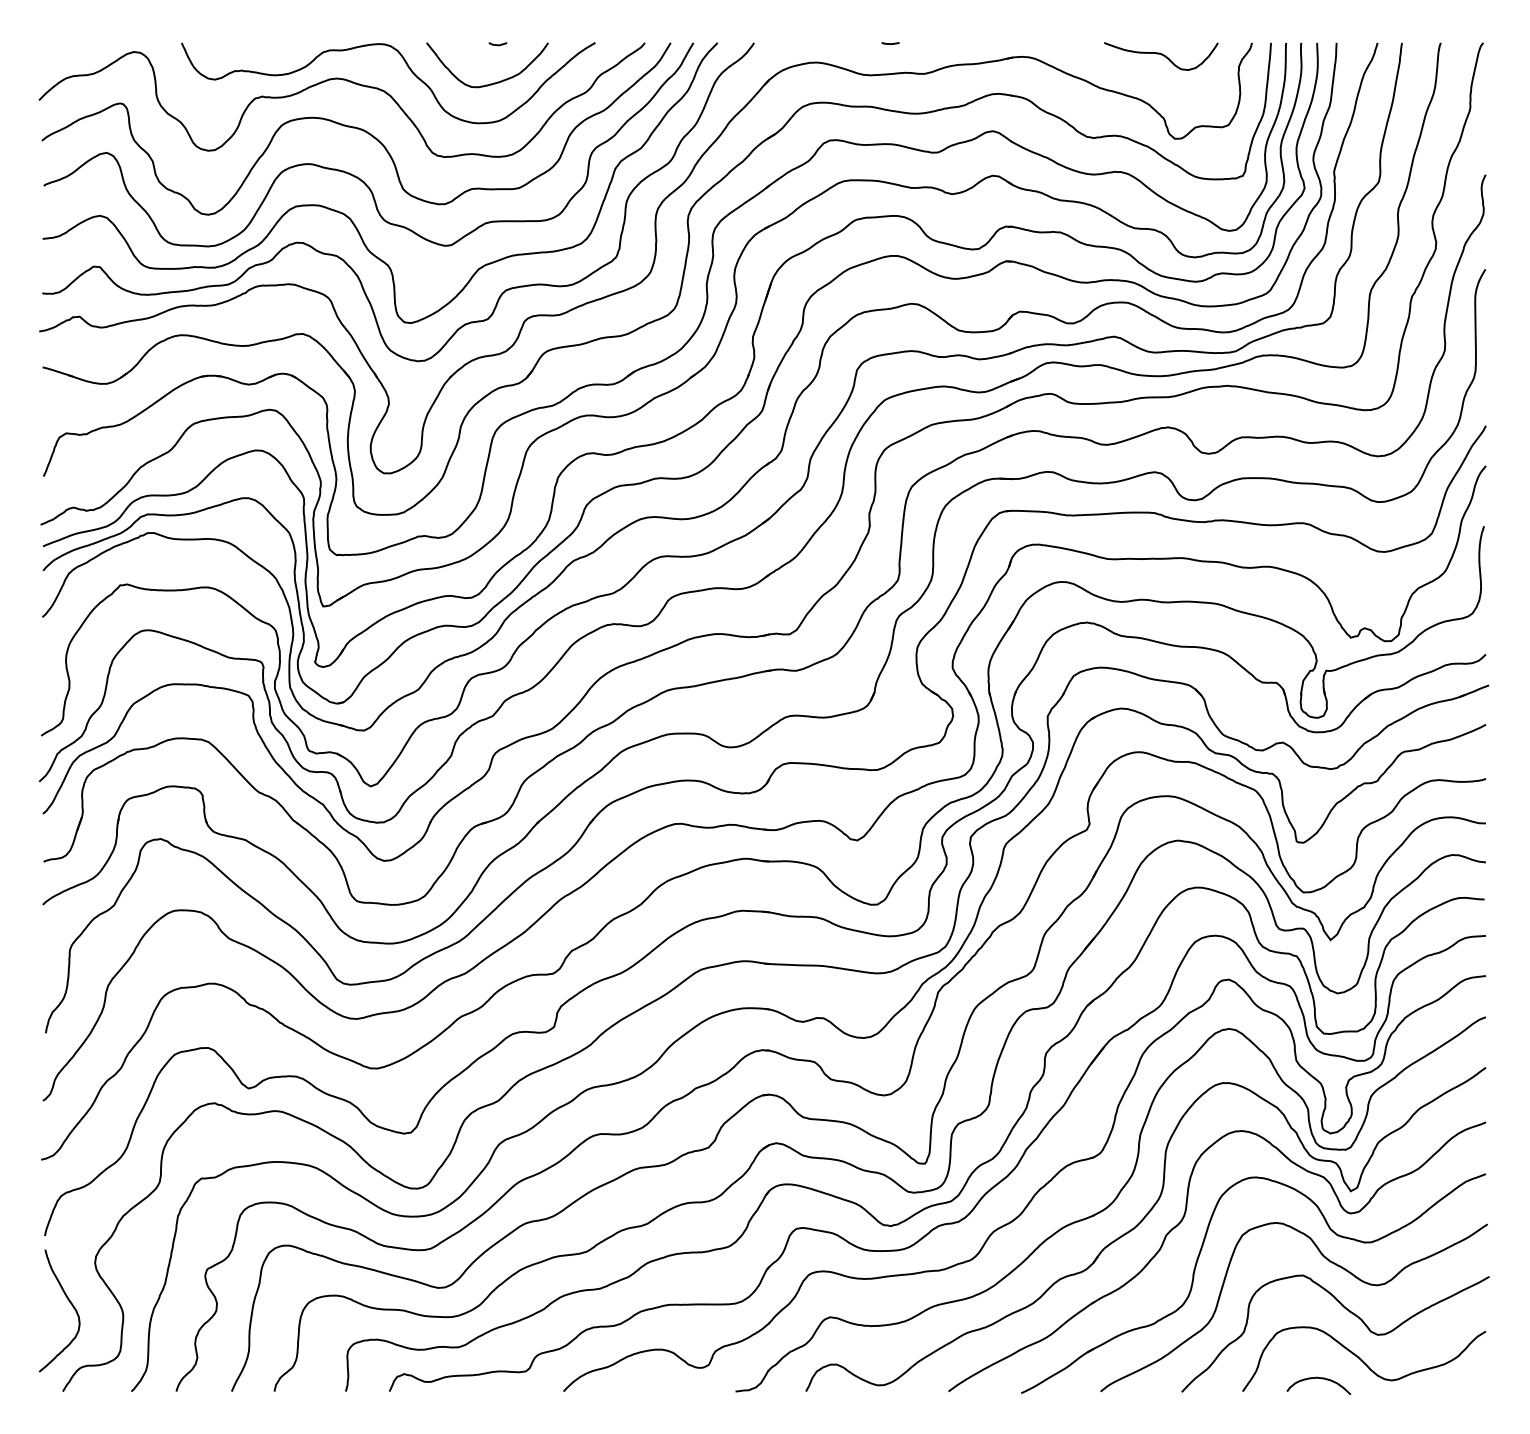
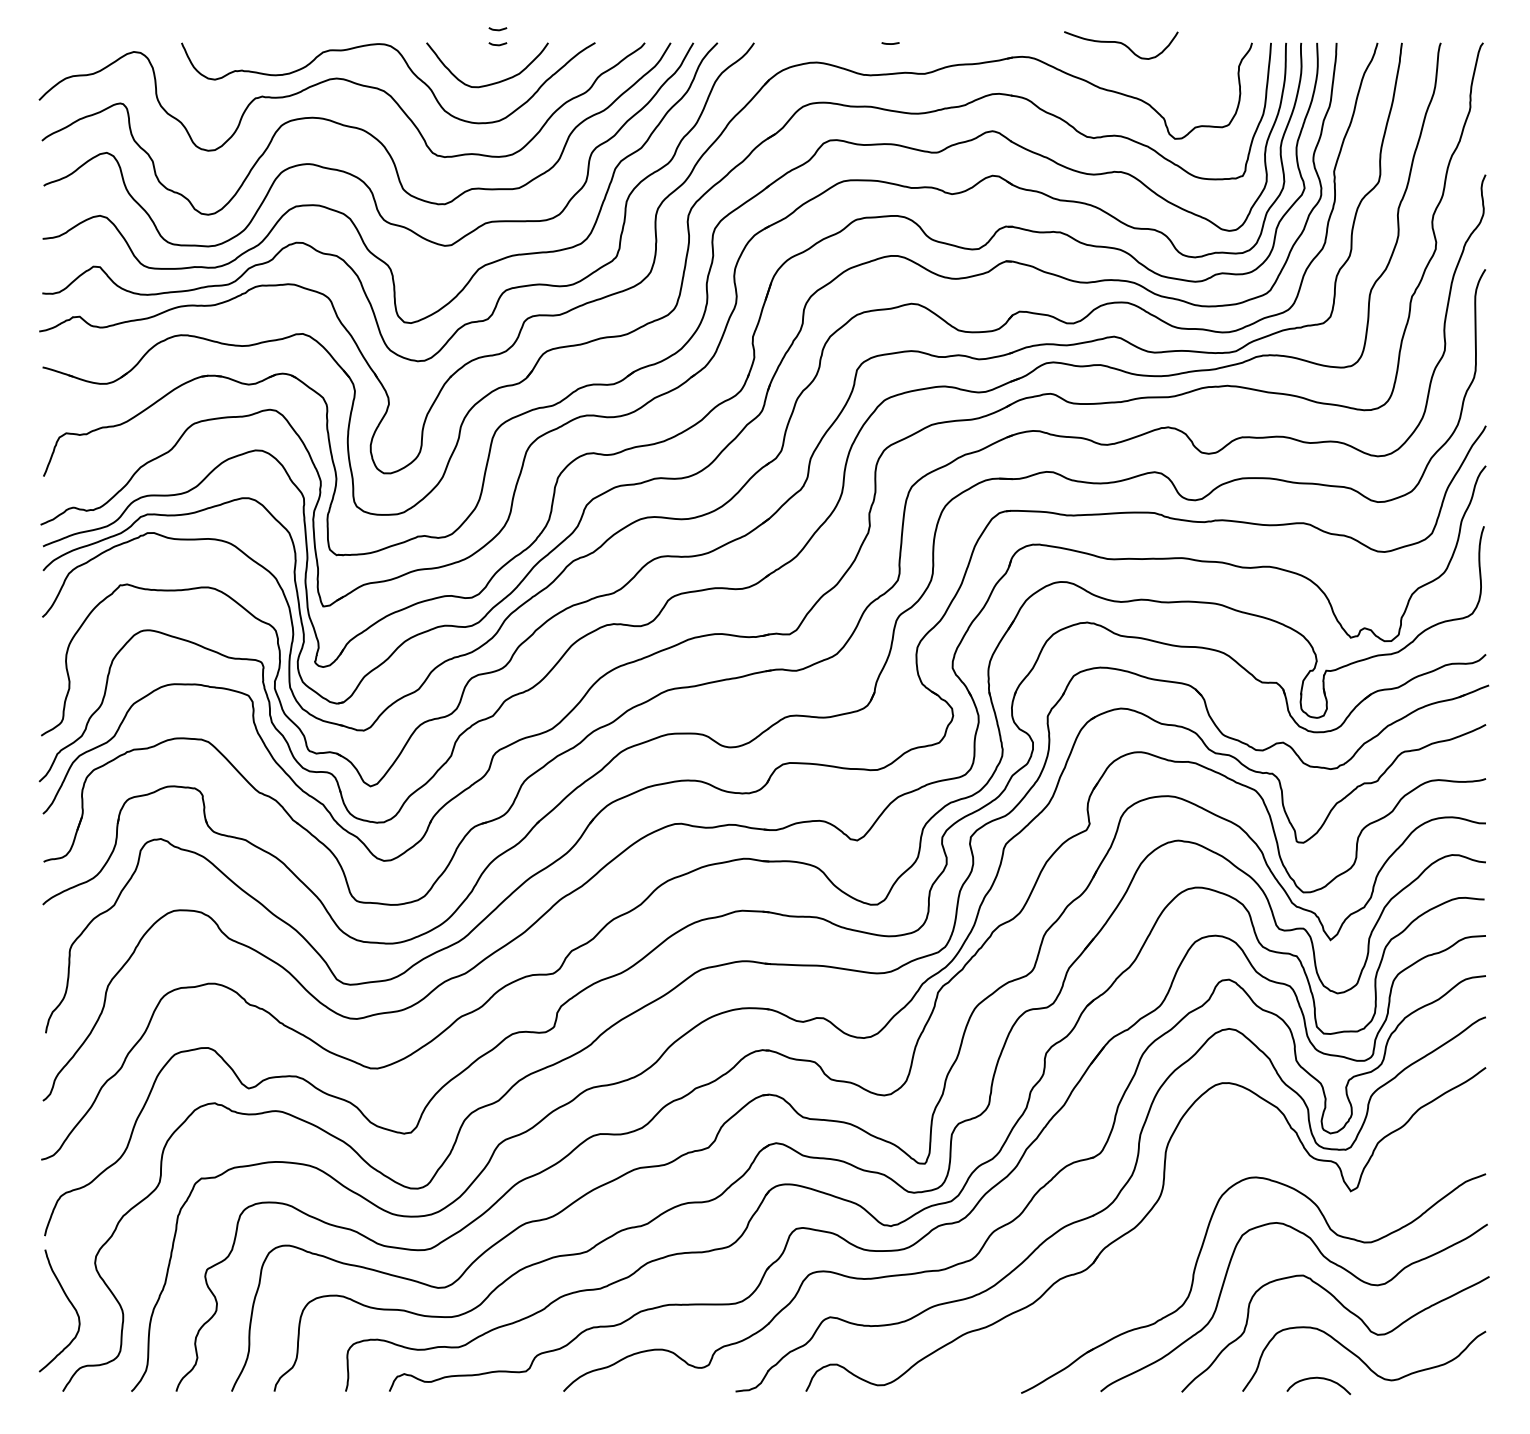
curve: none -> present (497, 29)
curve position: (1161, 55) -> (1121, 44) (1121, 44)
part: present -> none (1182, 1221)
